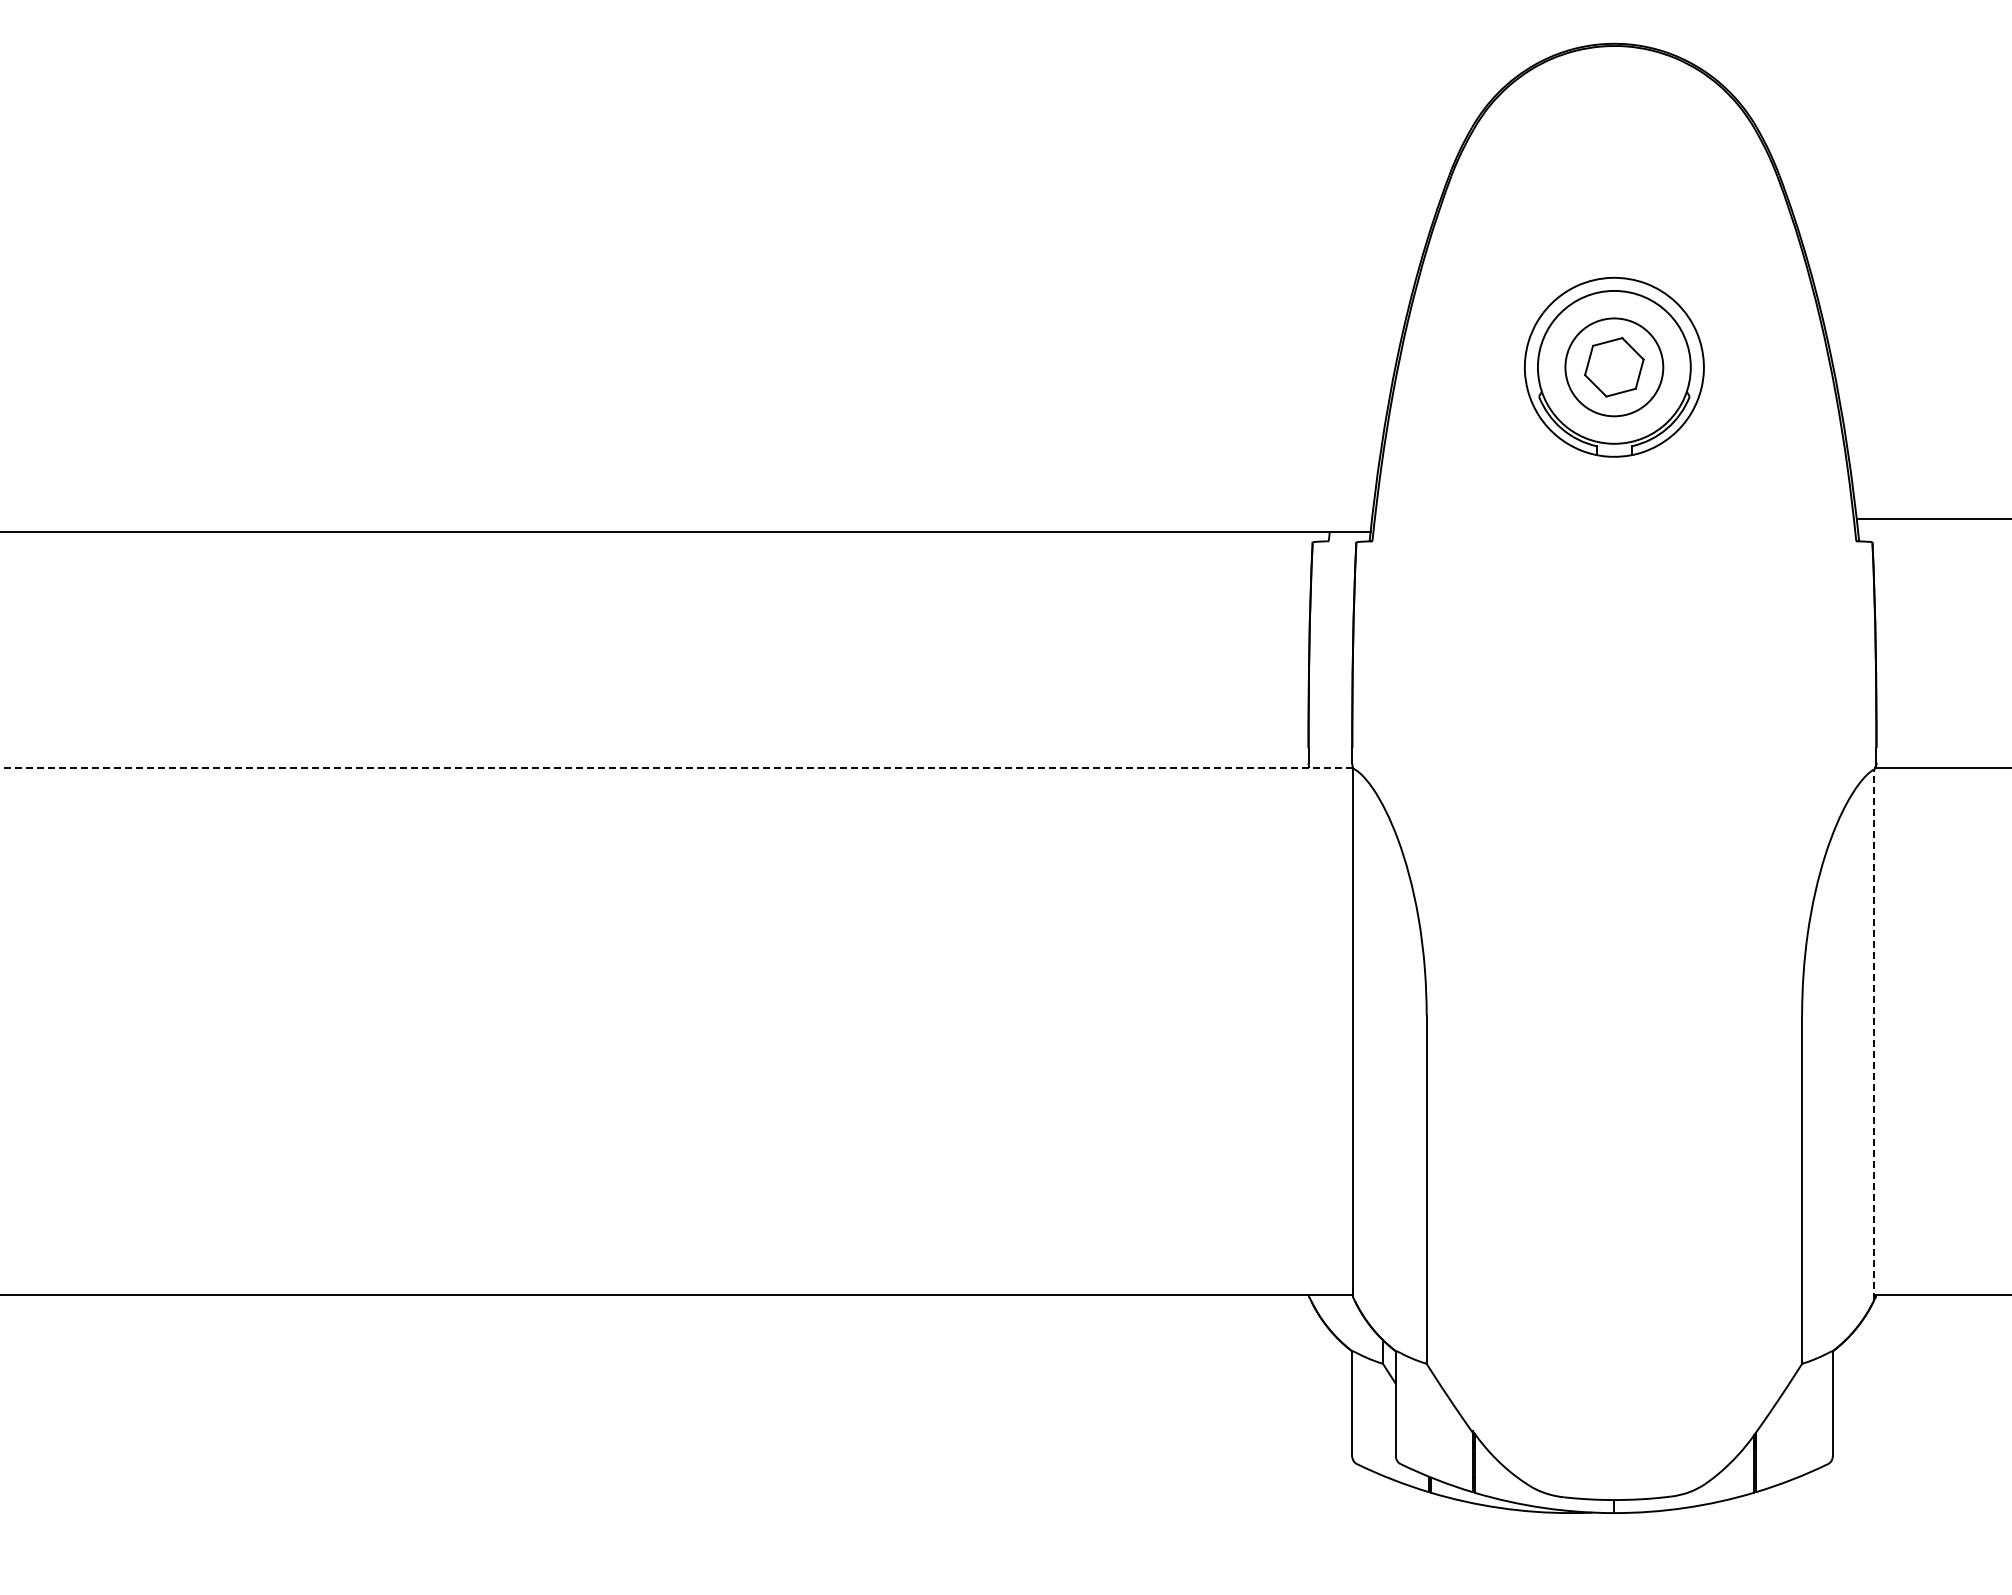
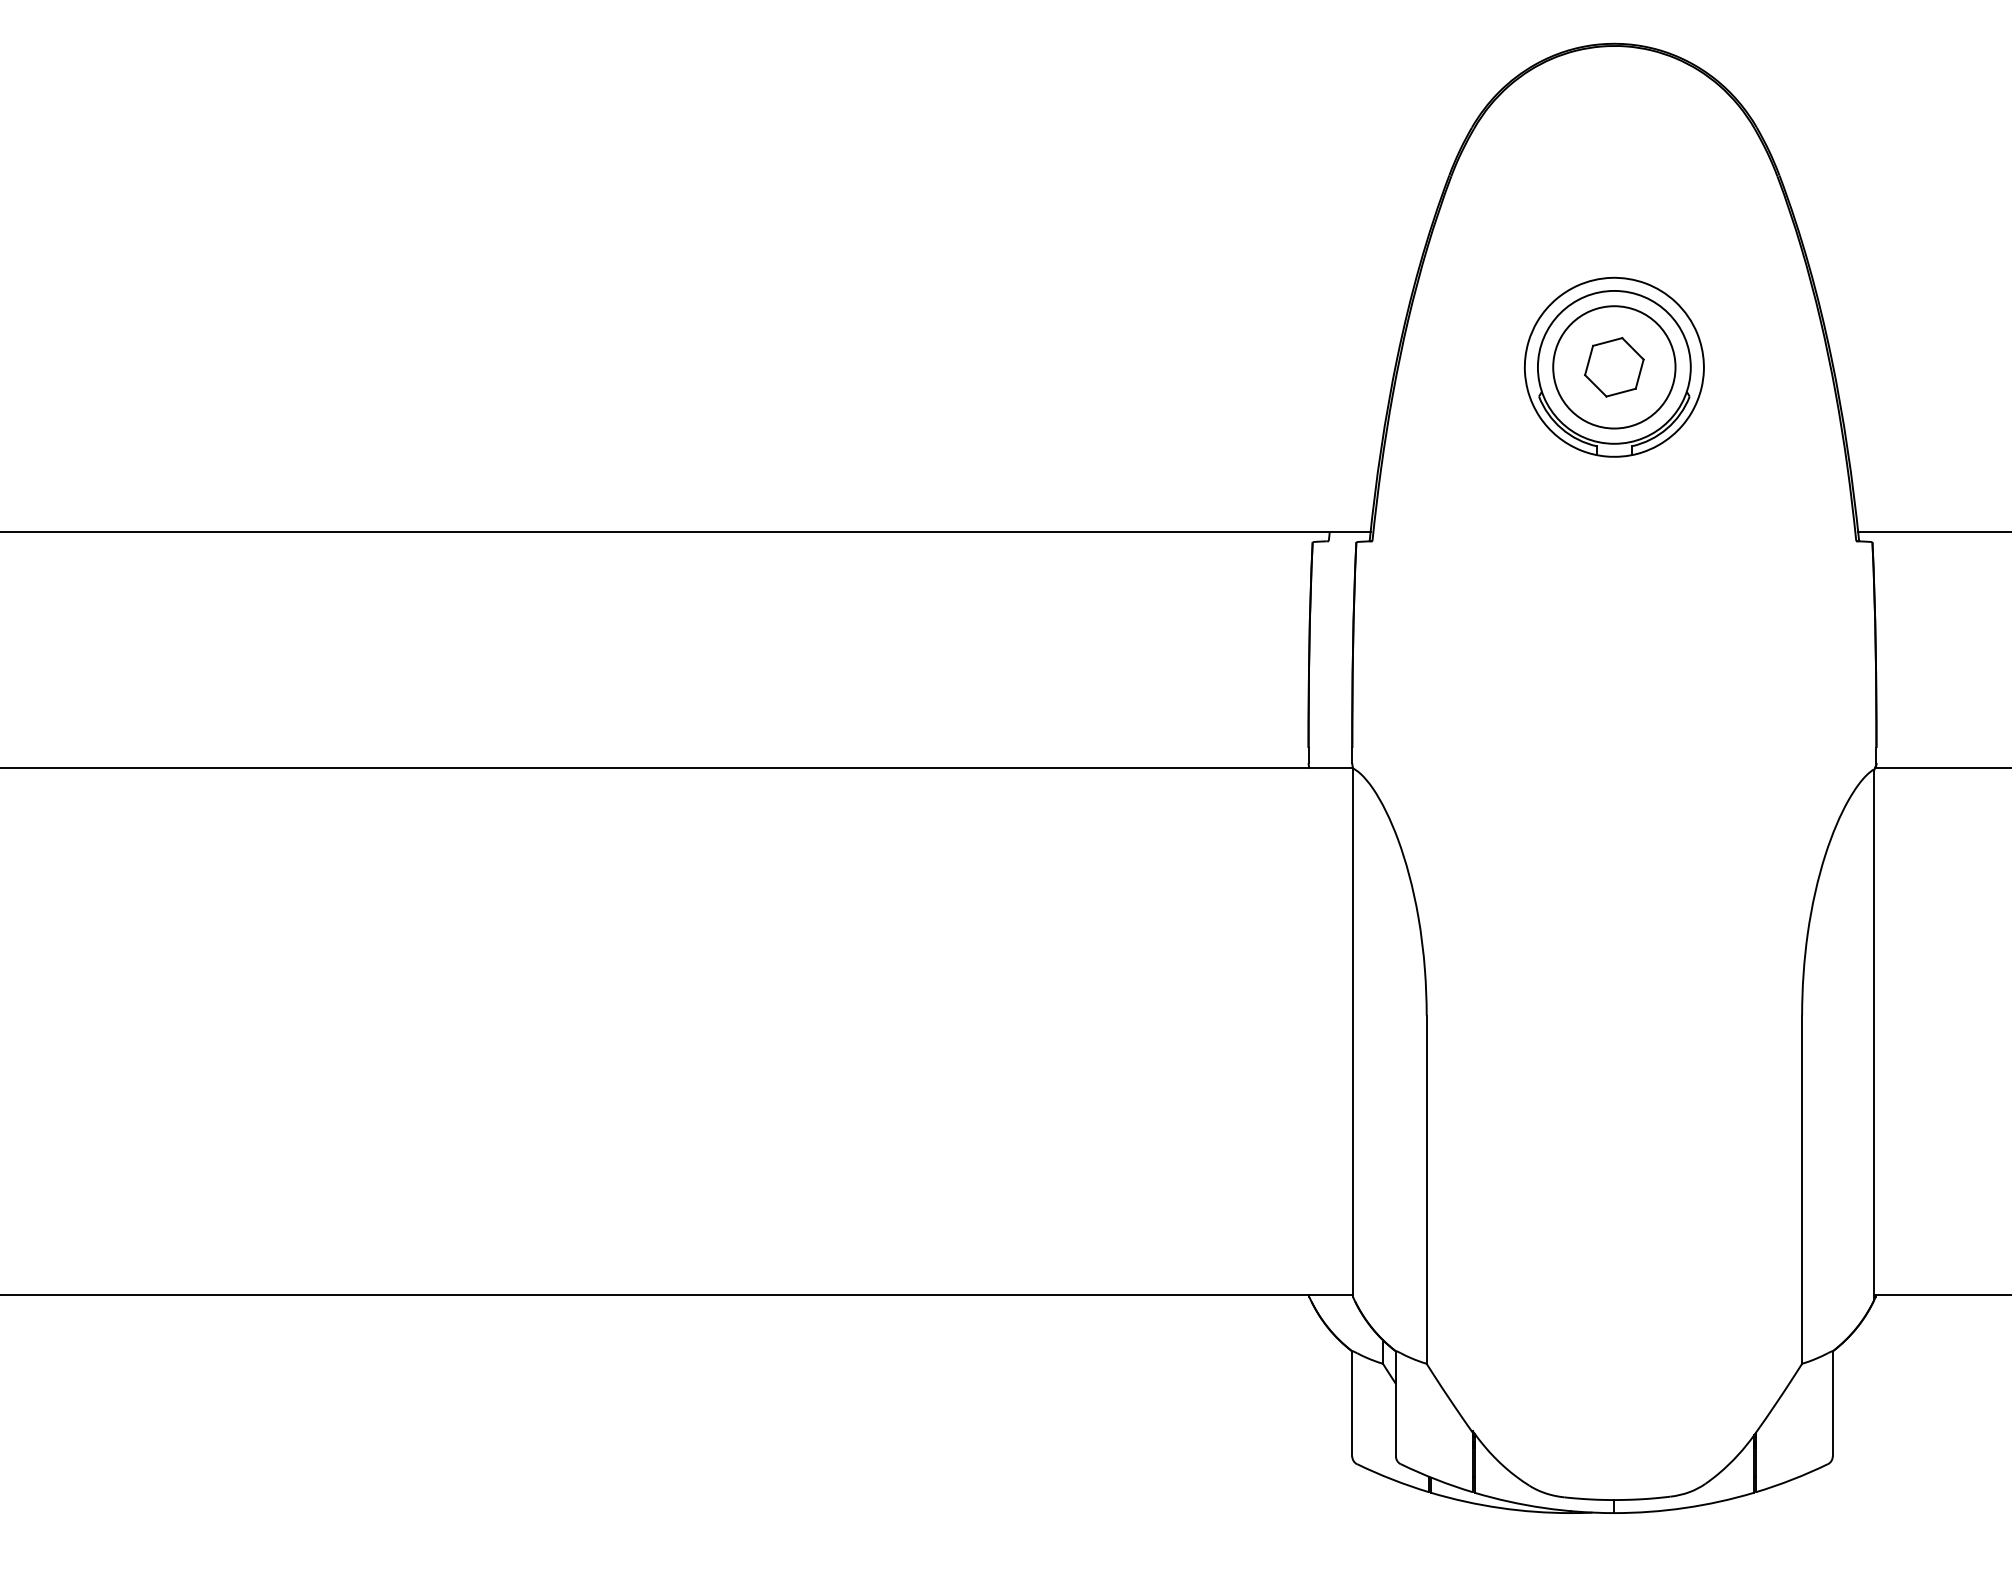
circle diameter: 98 px -> 122 px (1614, 367)
line position: (1933, 519) -> (1933, 532) (1933, 532)
line: dashed -> solid (676, 767)
line: dashed -> solid (1874, 1035)
